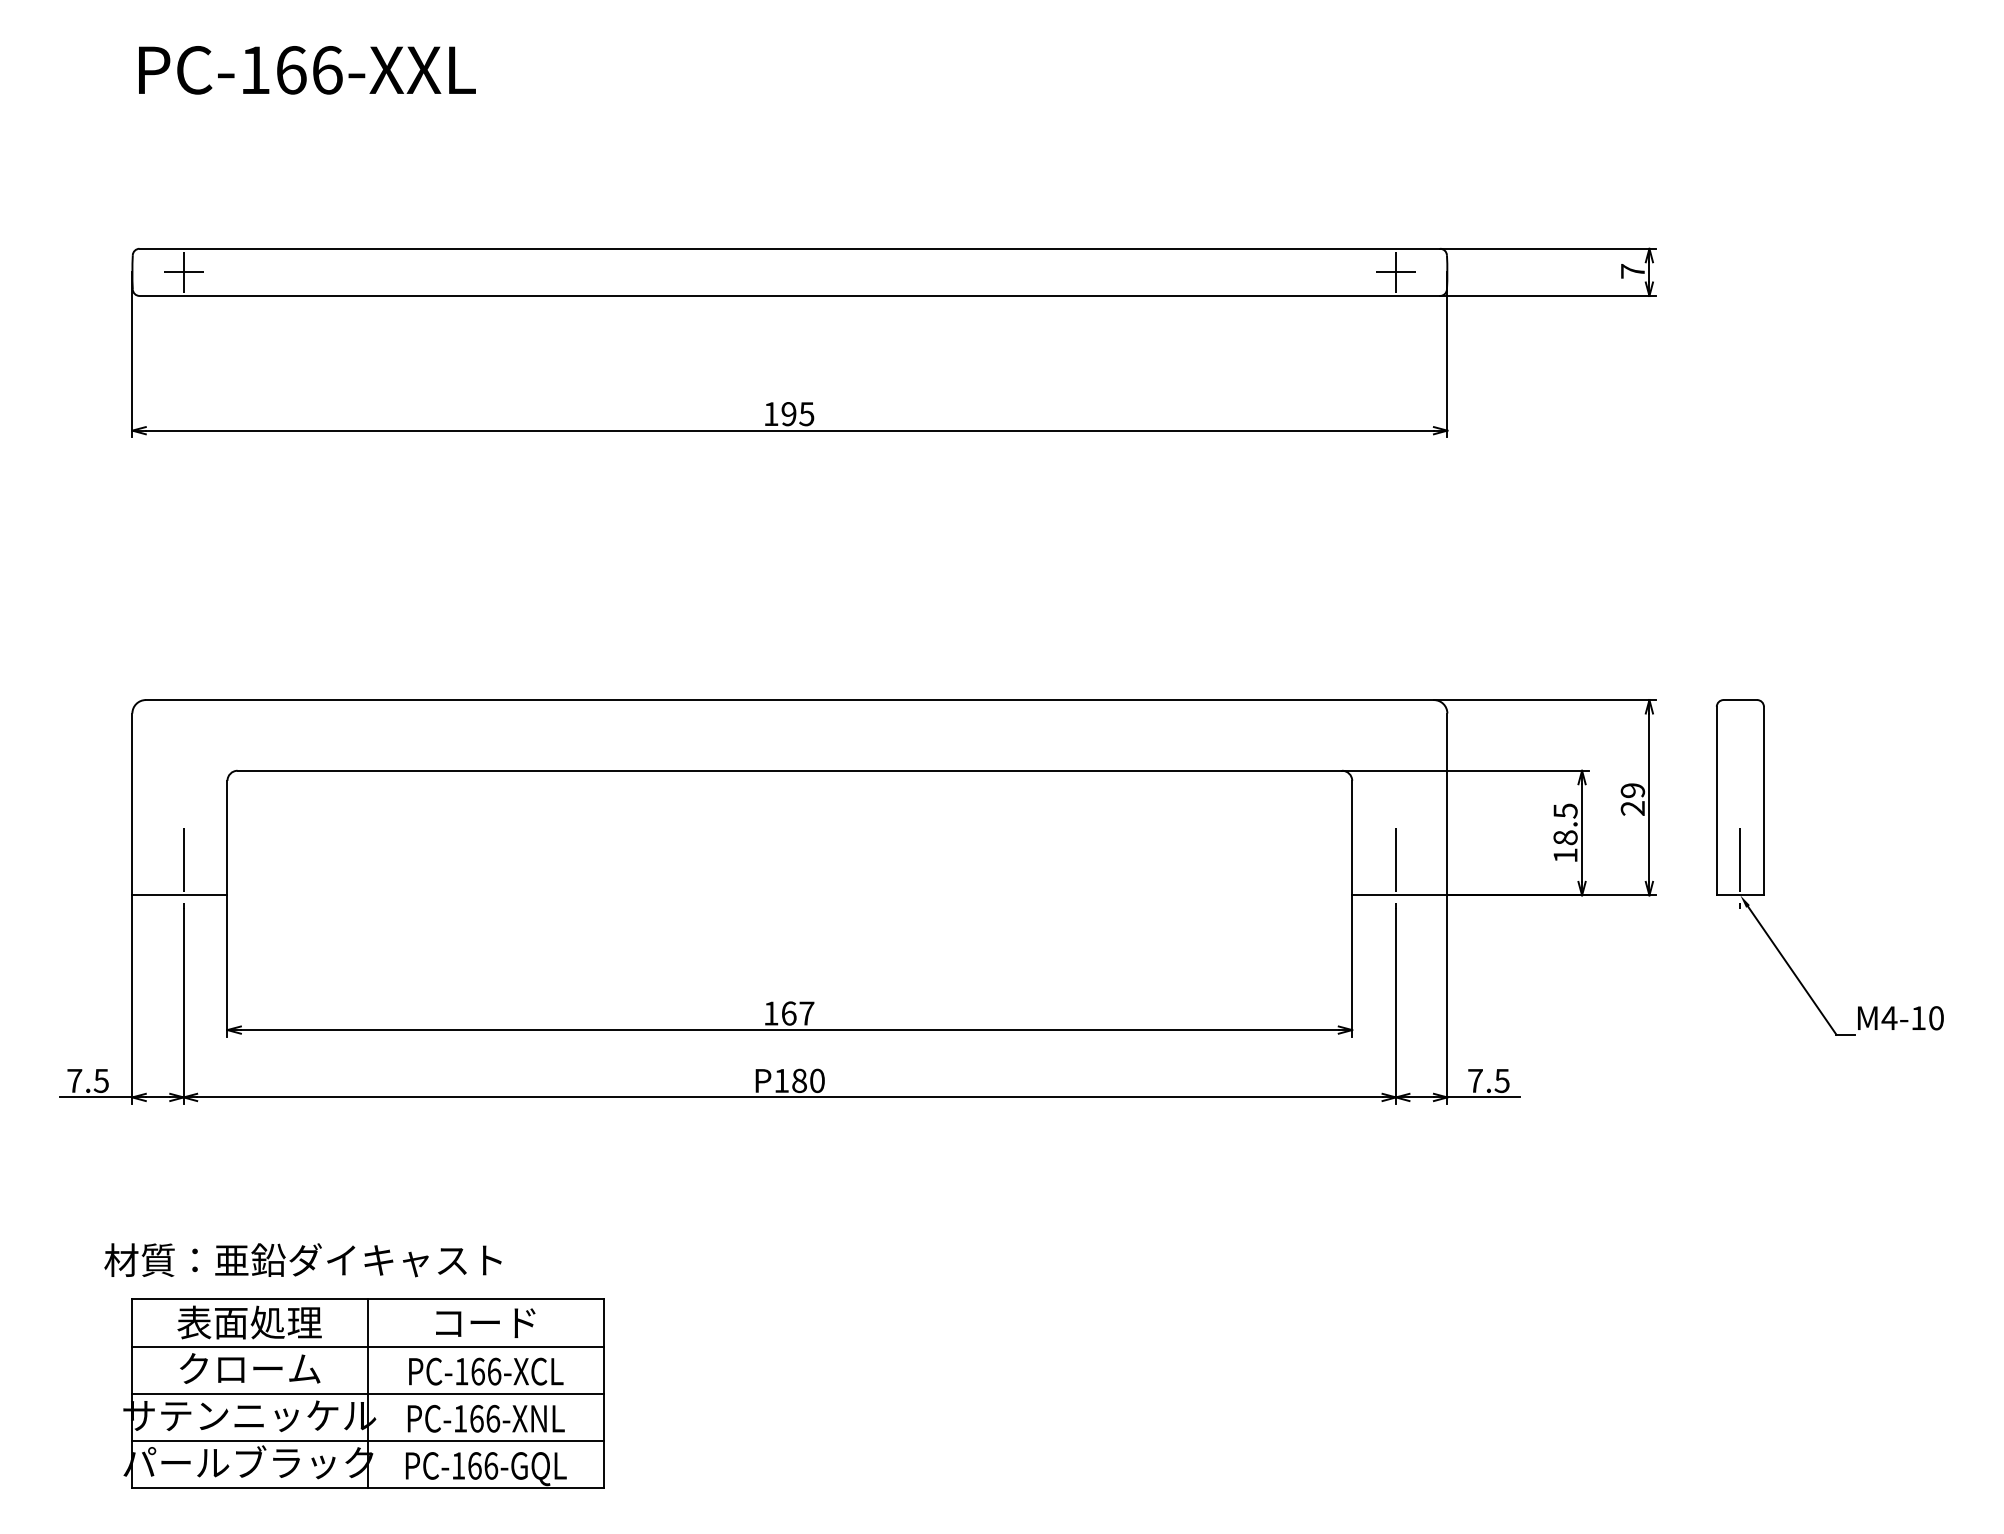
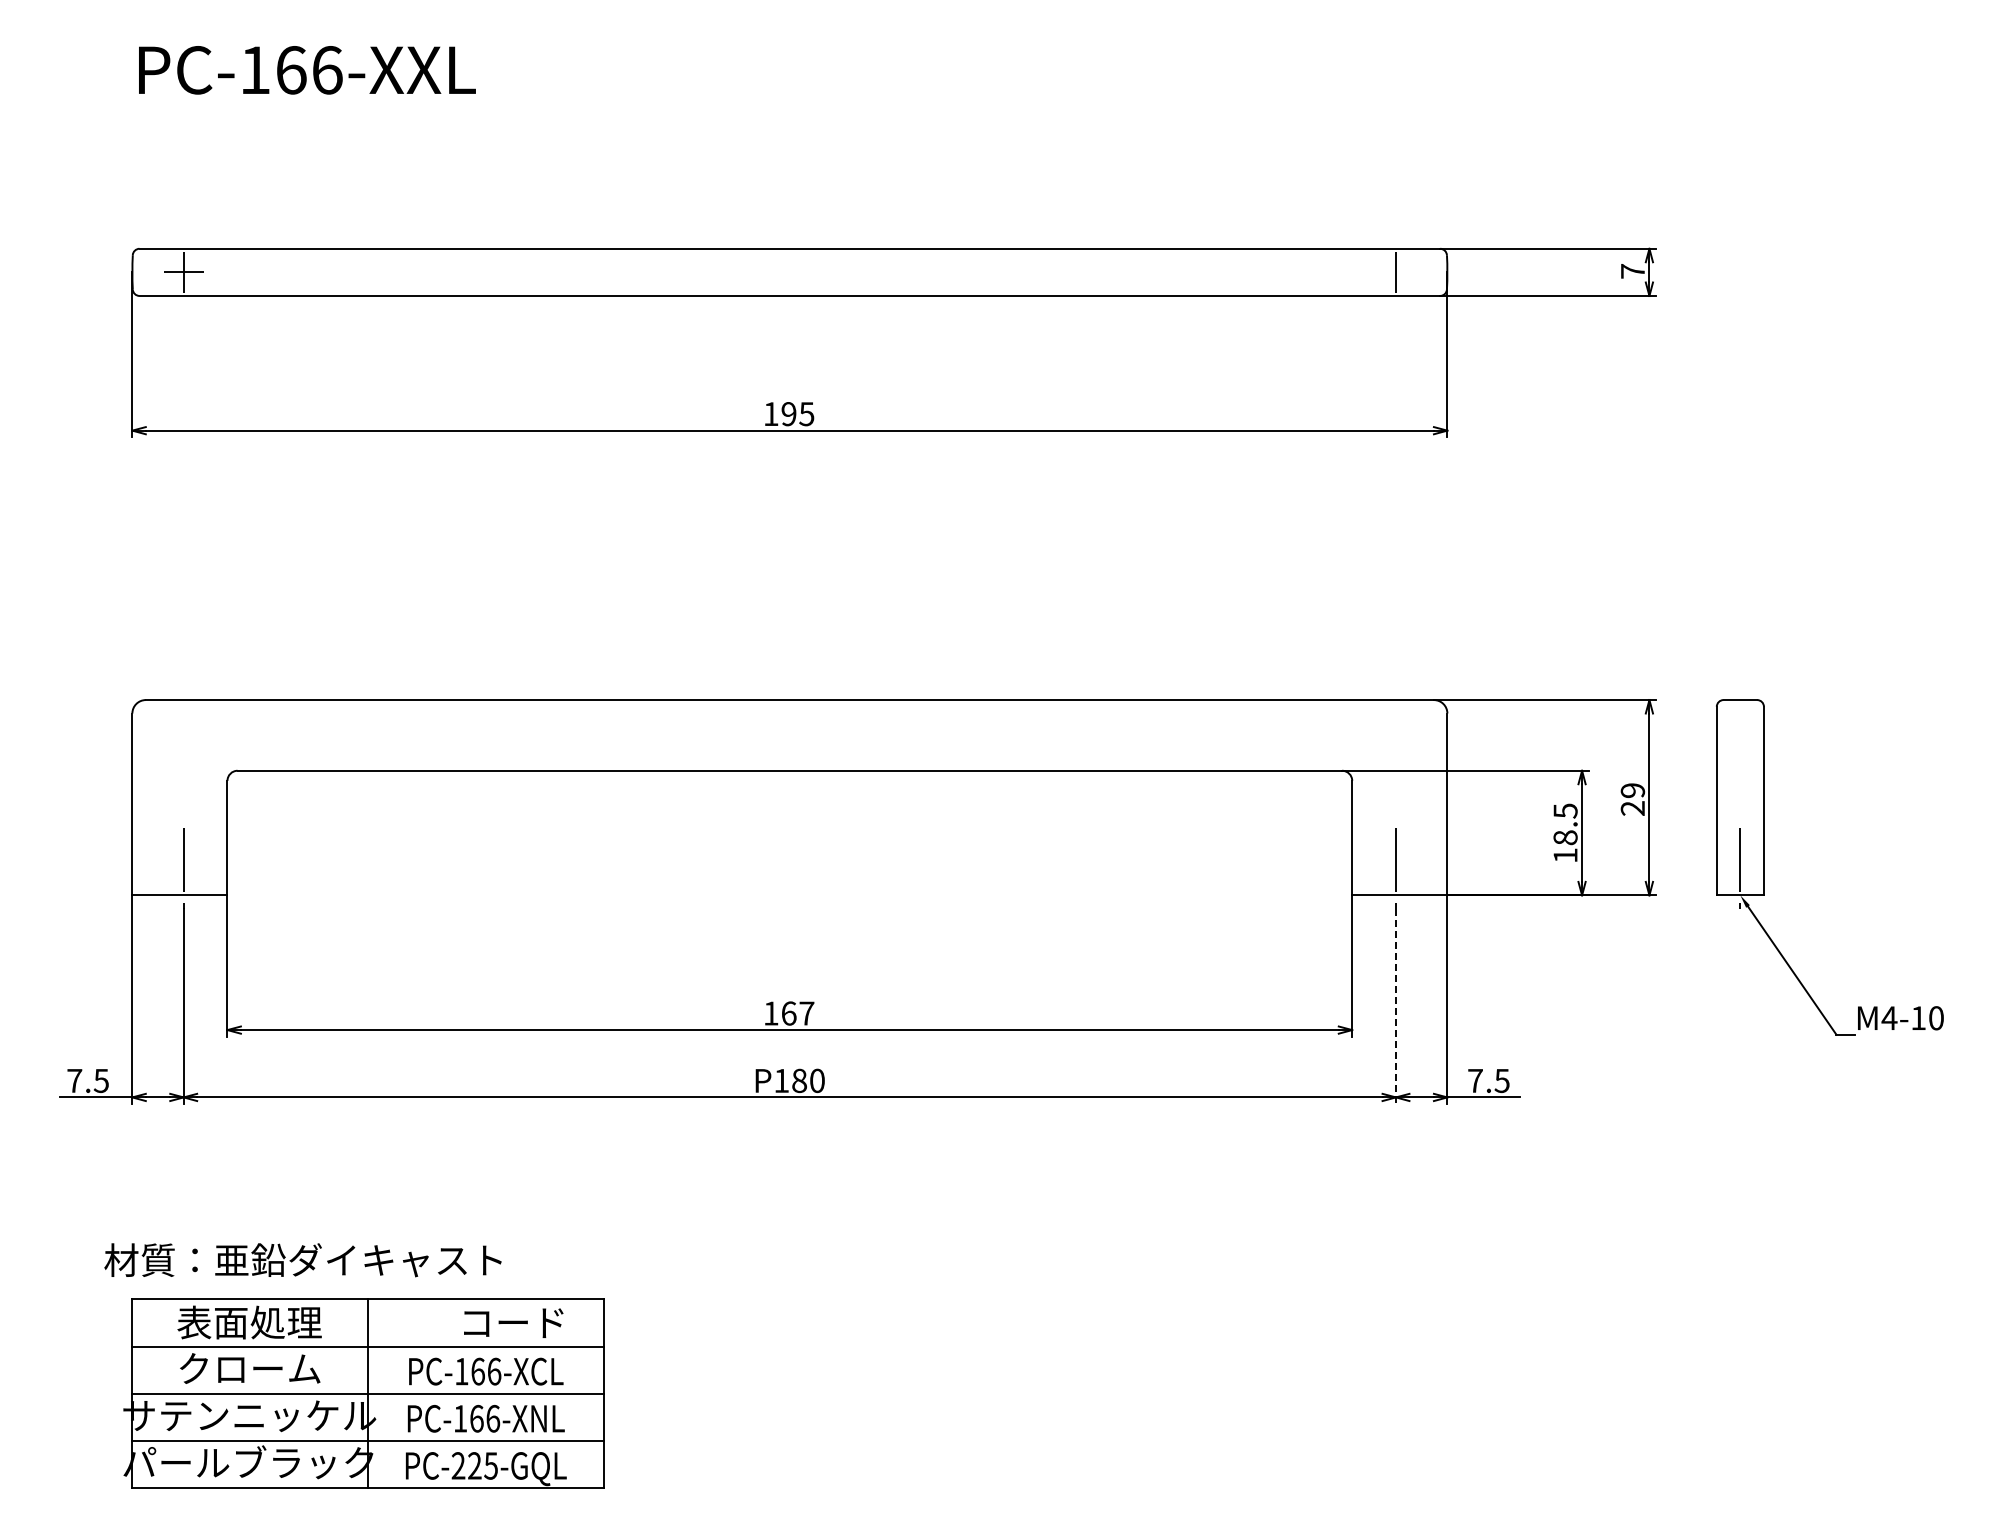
line: present -> none (1395, 272)
line: solid -> dashed (1396, 1006)
text position: (485, 1322) -> (513, 1322) (513, 1322)
text: PC-166-GQL -> PC-225-GQL (474, 1465)
